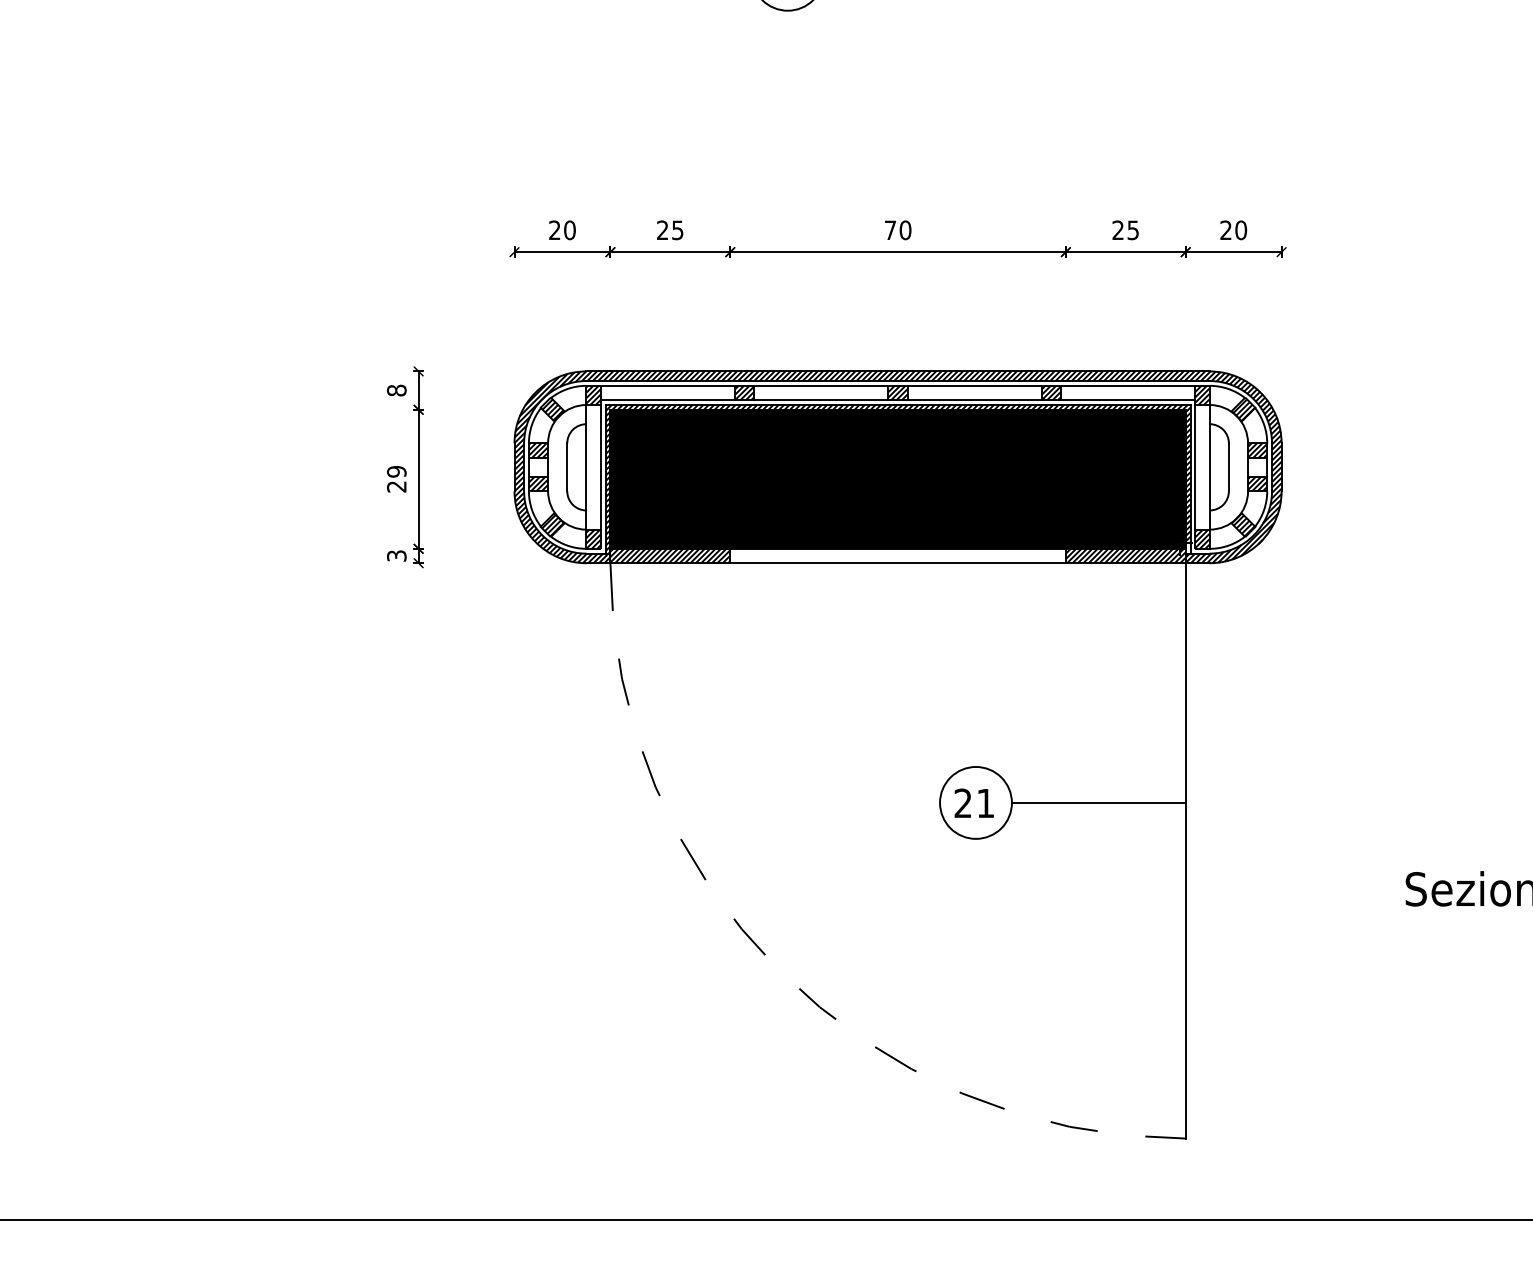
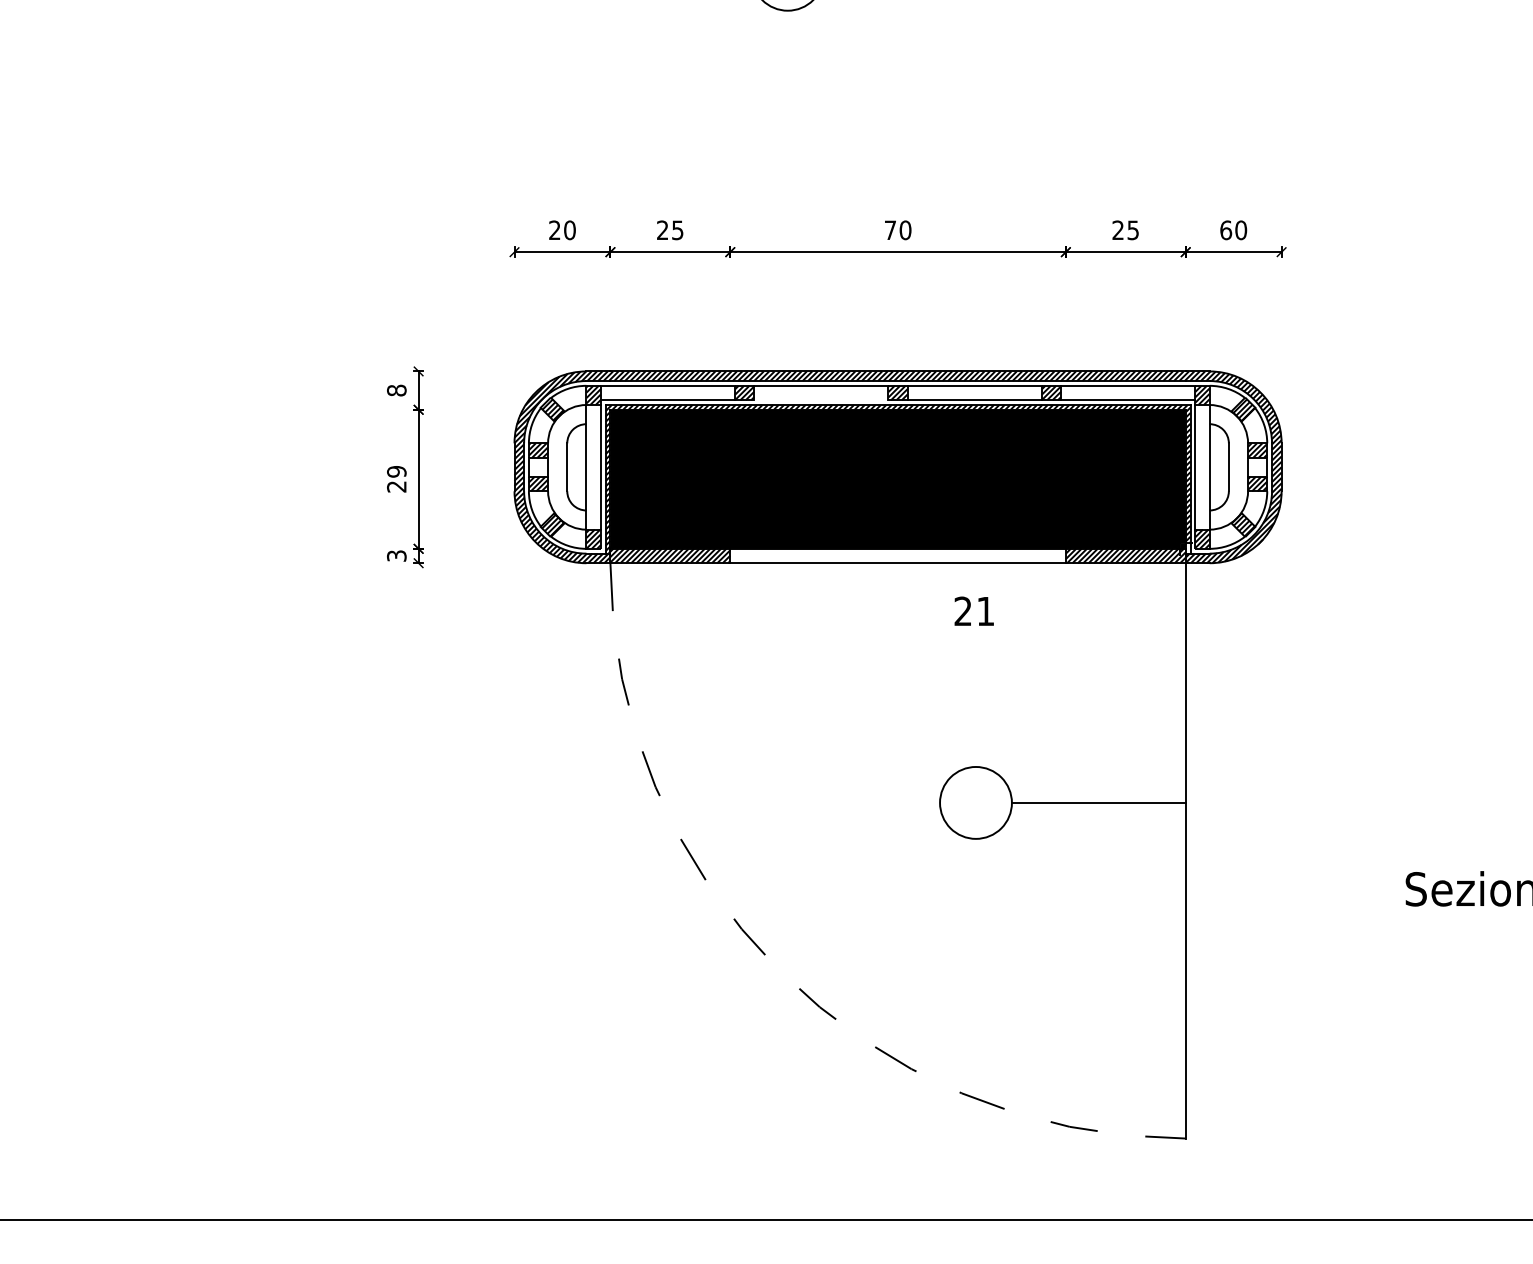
text: 20 -> 60 (1226, 230)
line: present -> none (821, 400)
text position: (973, 802) -> (973, 610) (973, 610)
